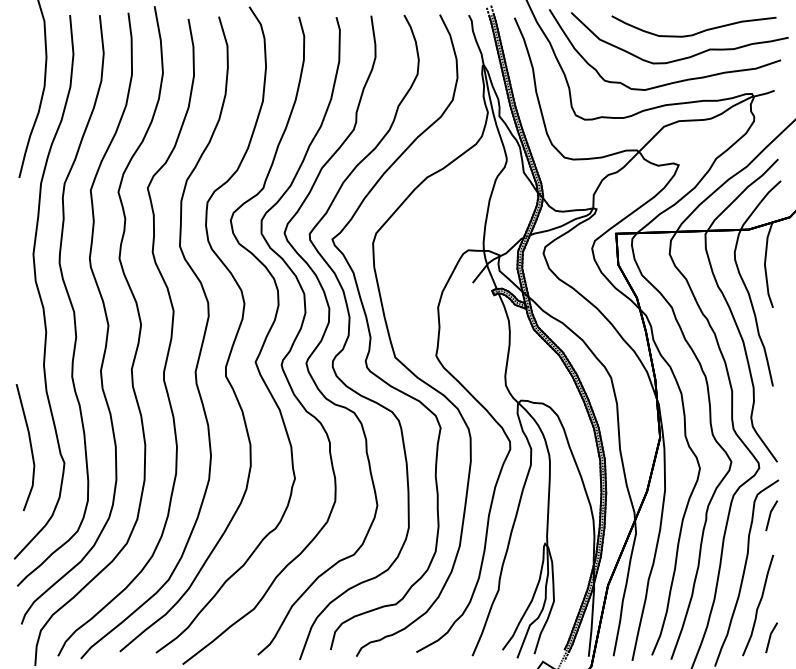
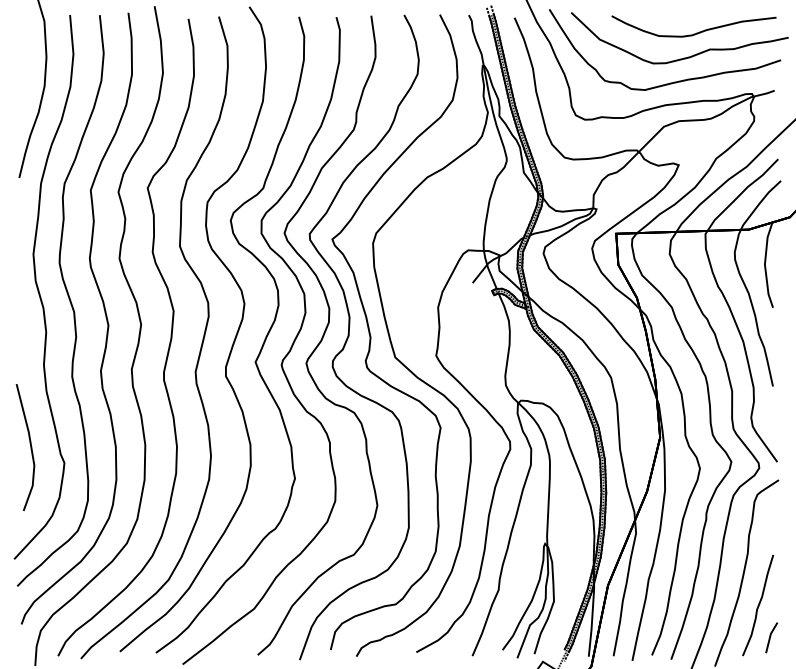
line: present -> none (771, 514)
